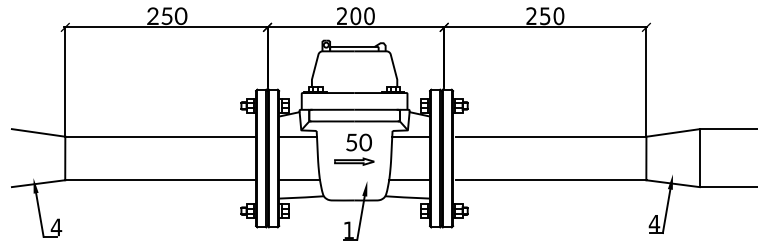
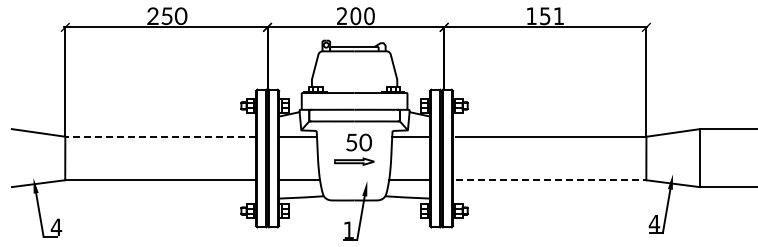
text: 250 -> 151 (545, 16)
line: solid -> dashed (160, 136)
line: solid -> dashed (551, 180)
